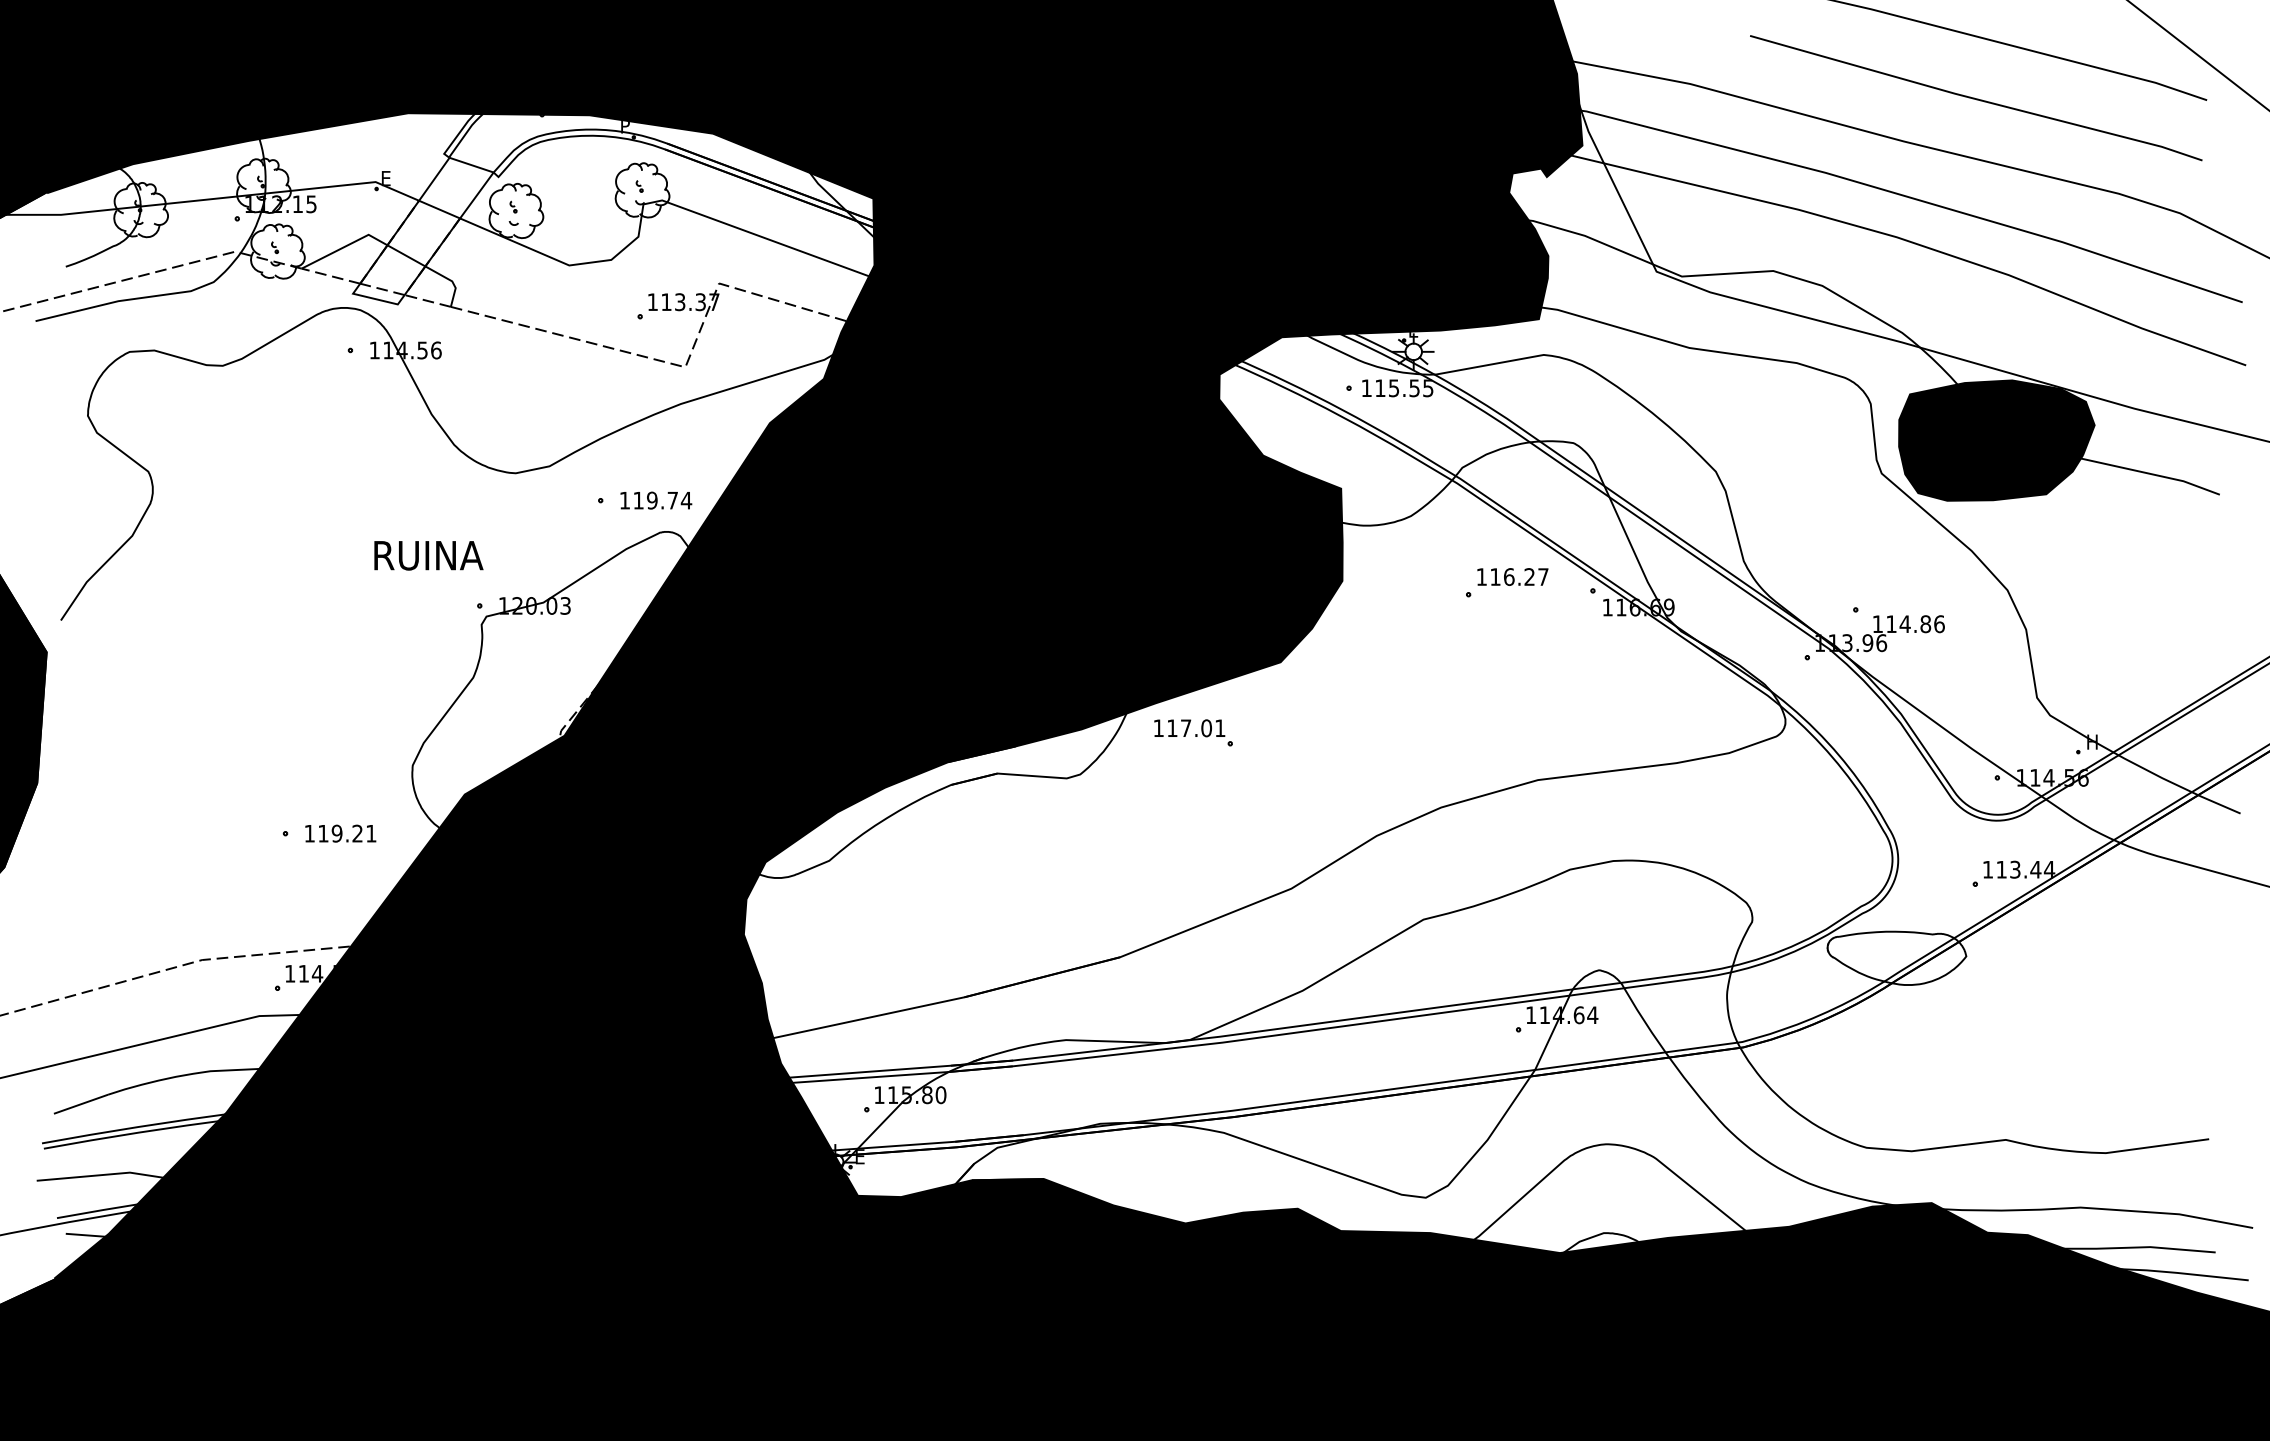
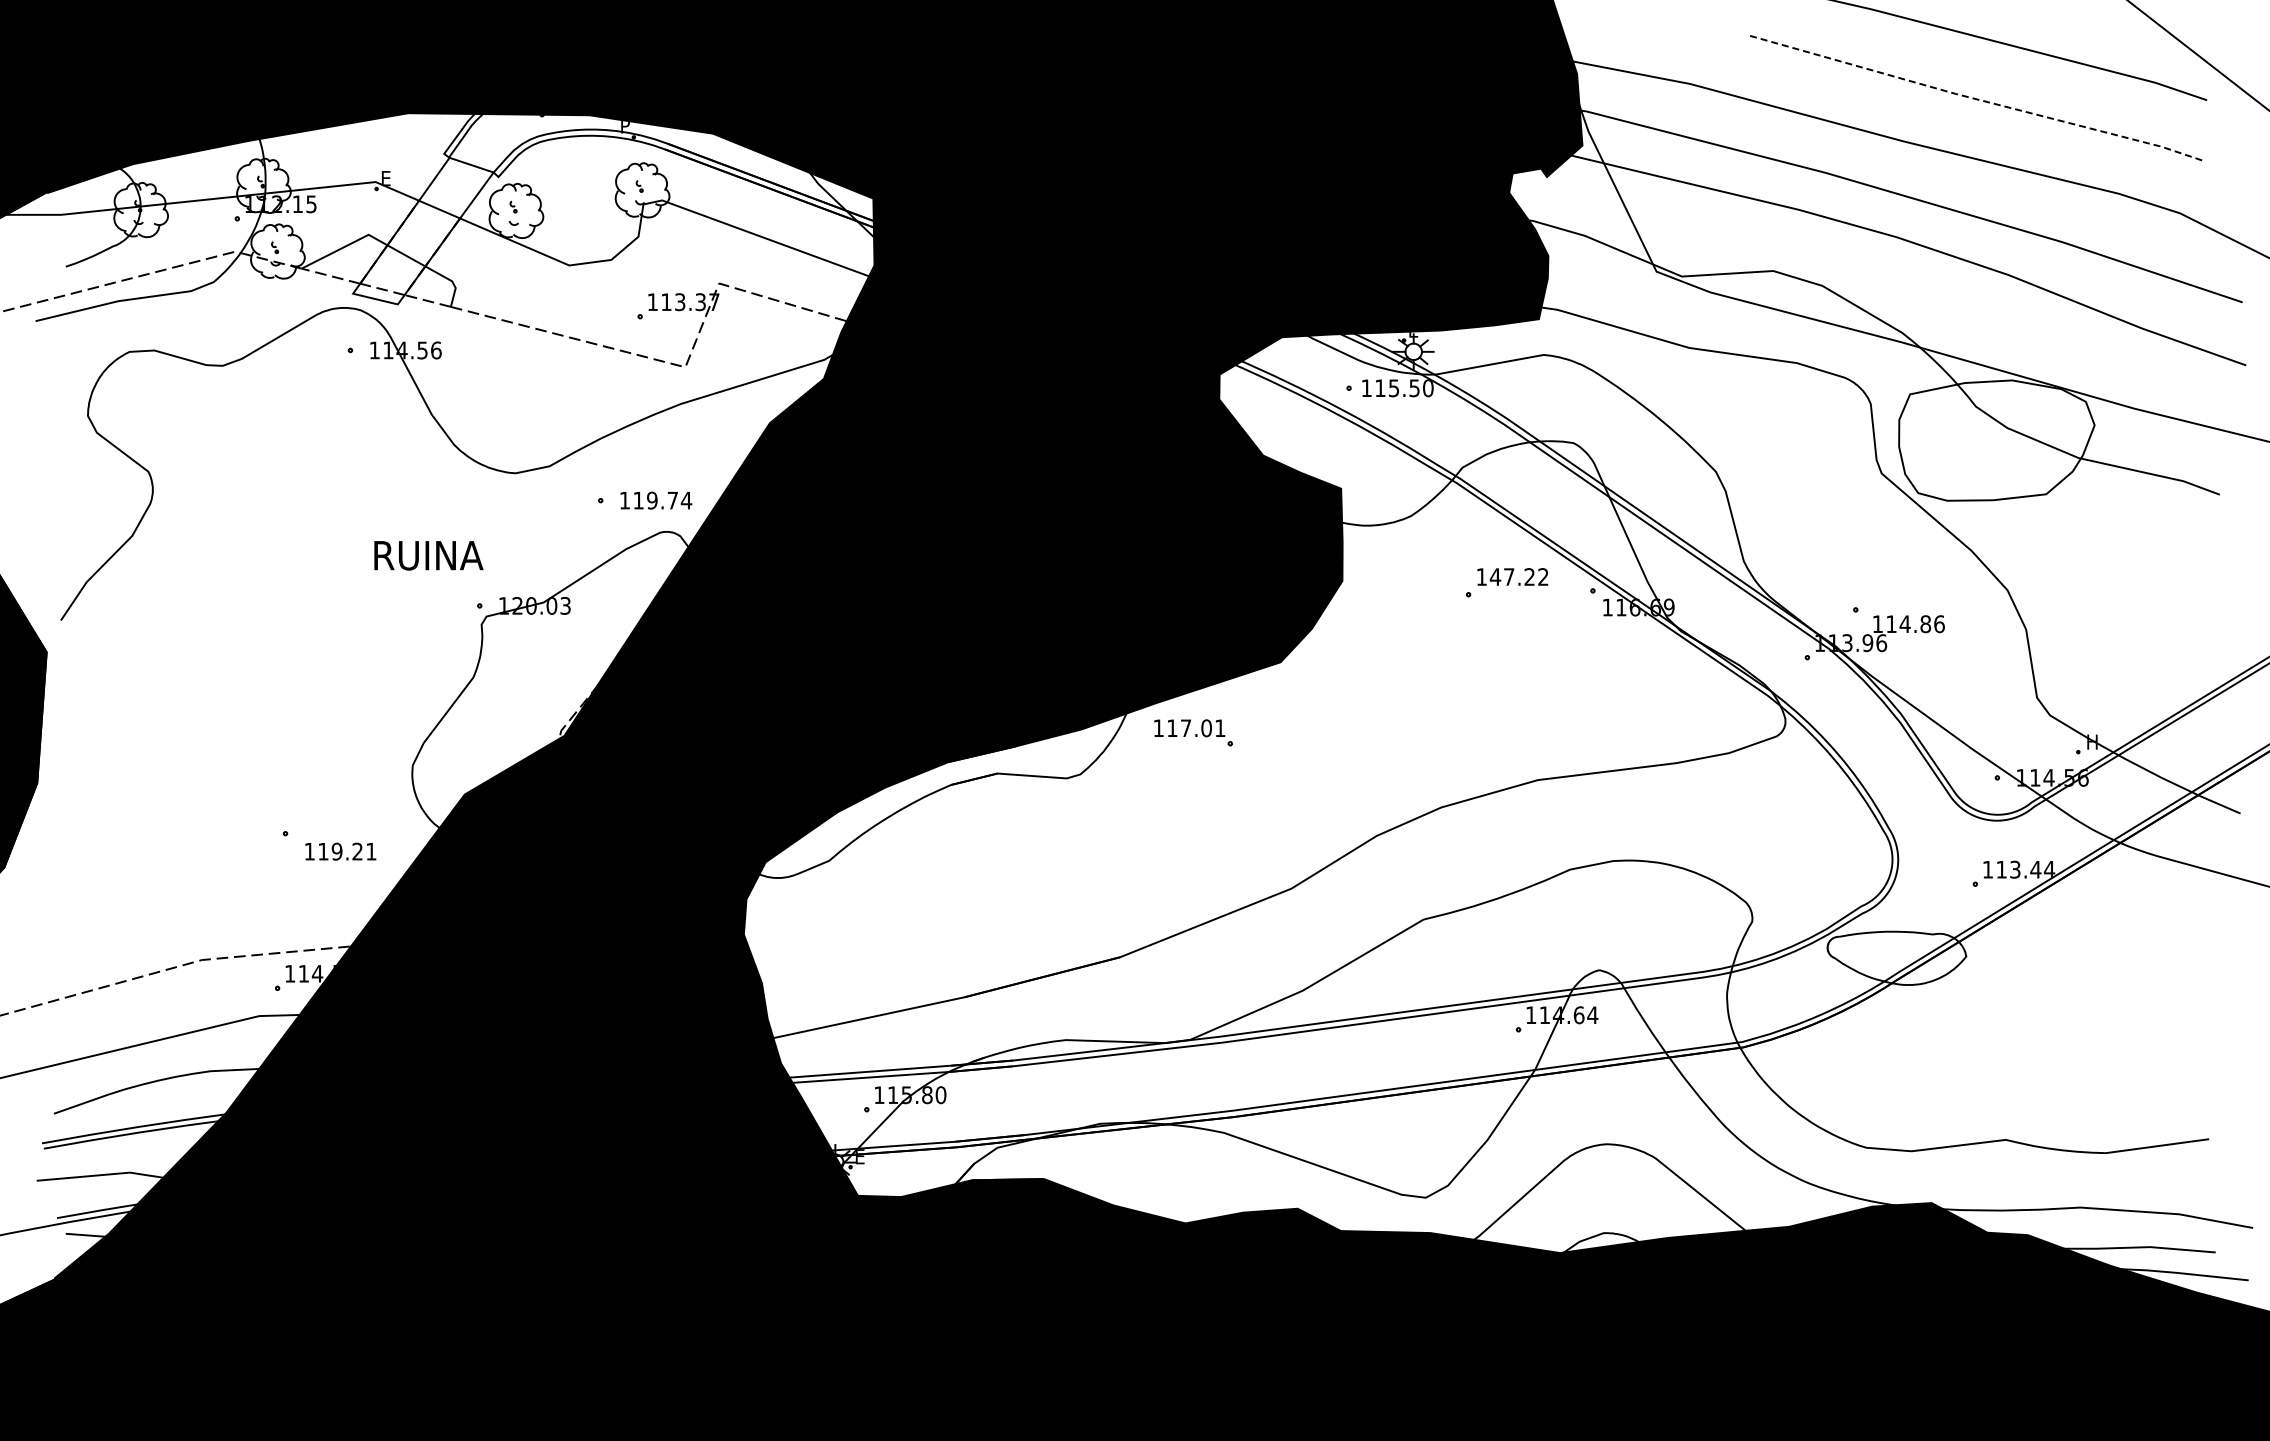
line: solid -> dashed (1976, 99)
text: 115.55 -> 115.50 (1428, 388)
fill: present -> none (1996, 440)
text: 116.27 -> 147.22 (1518, 576)
text position: (340, 833) -> (340, 851) (340, 851)
